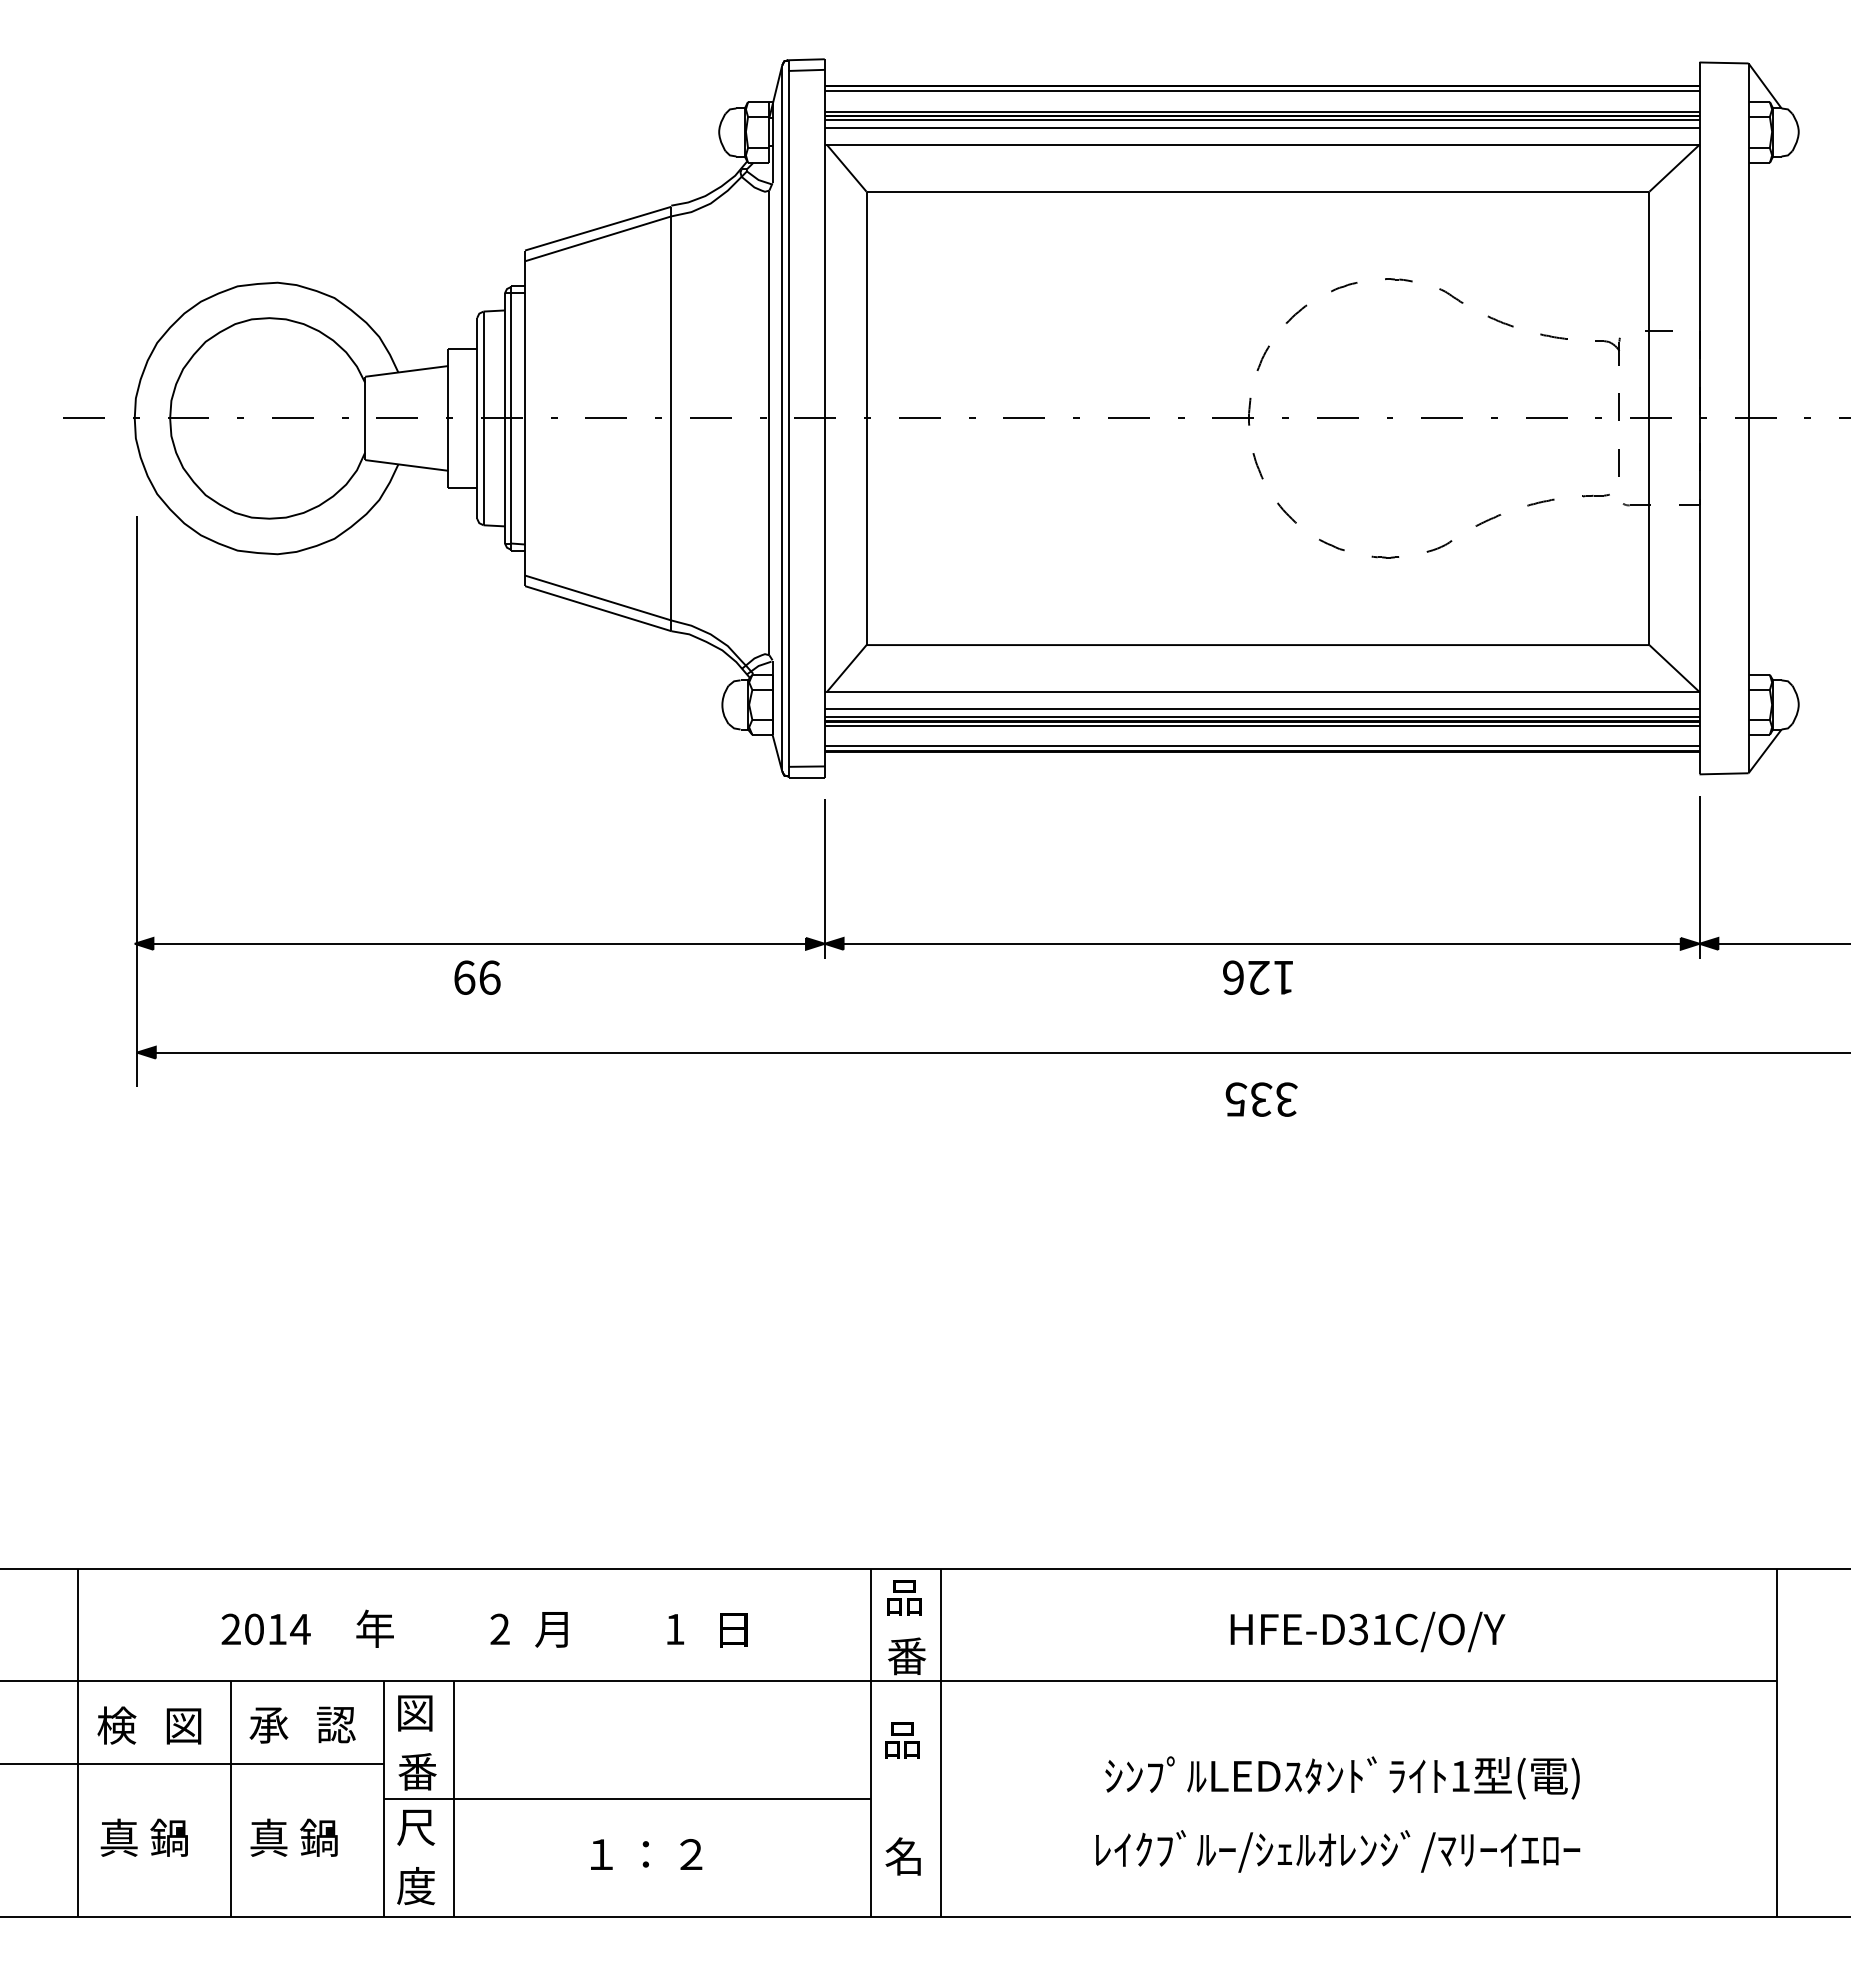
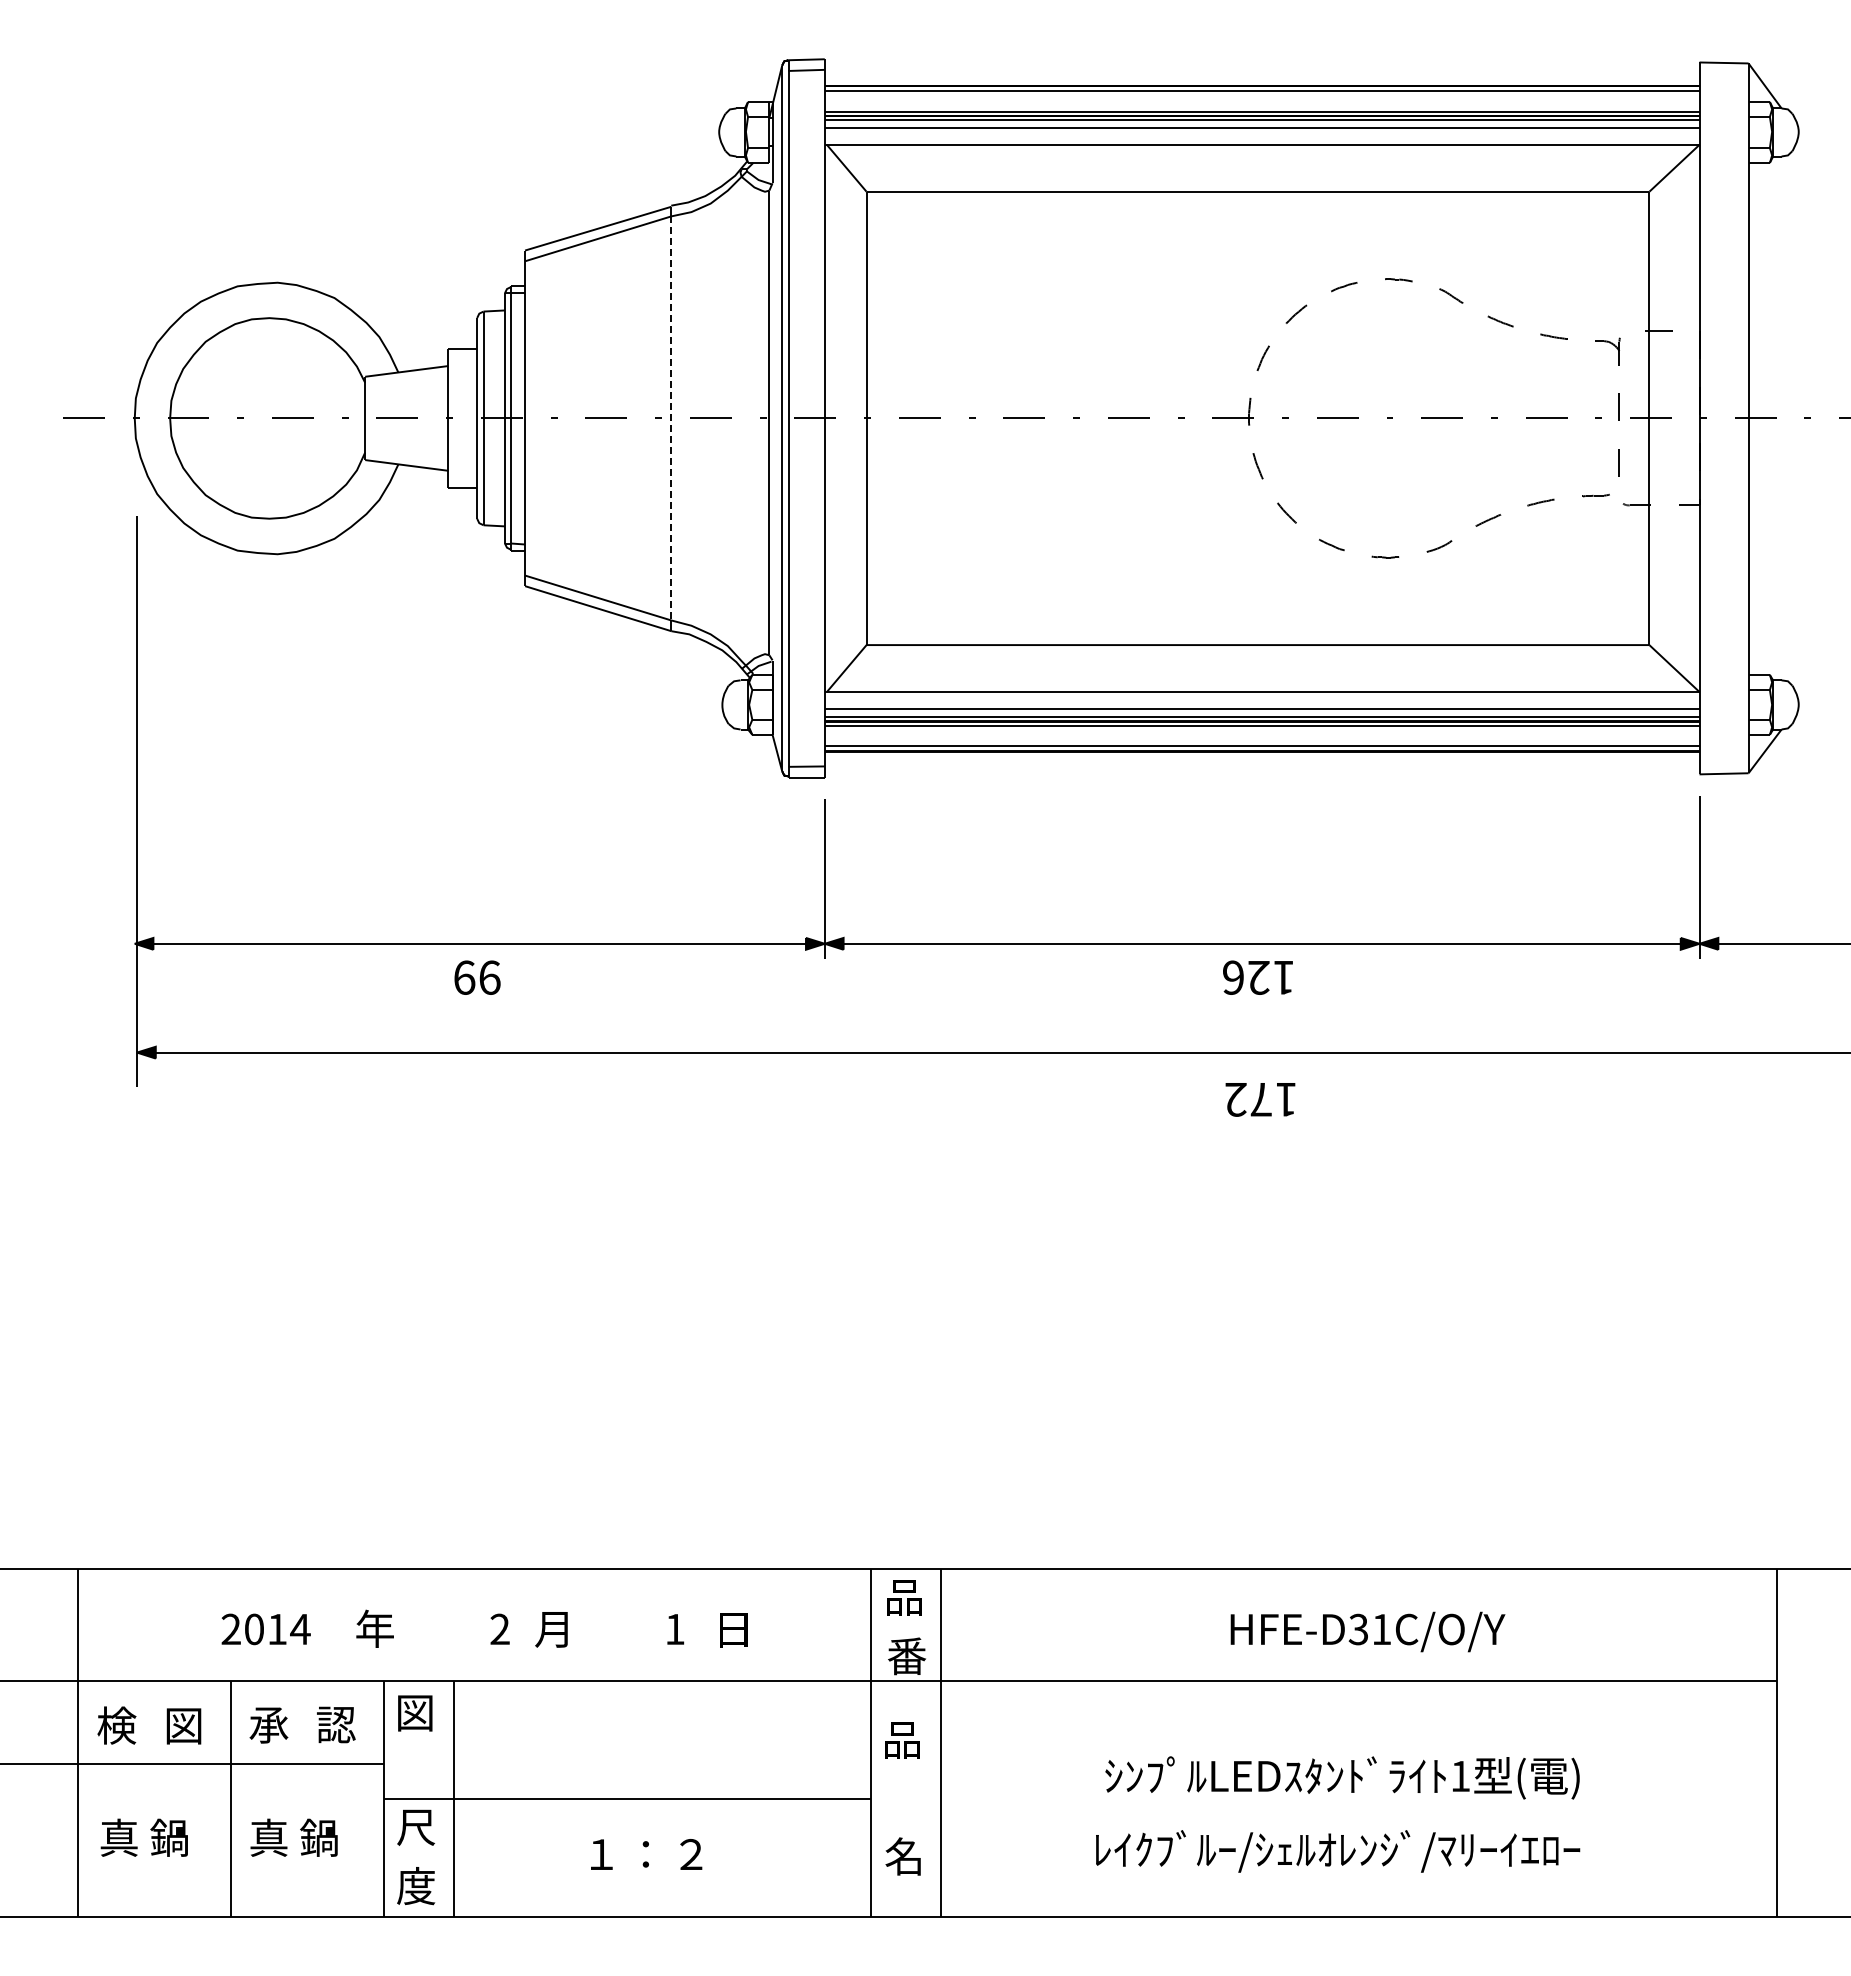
line: solid -> dashed (671, 418)
text: 335 -> 172 (1261, 1099)
part: present -> none (417, 1771)
